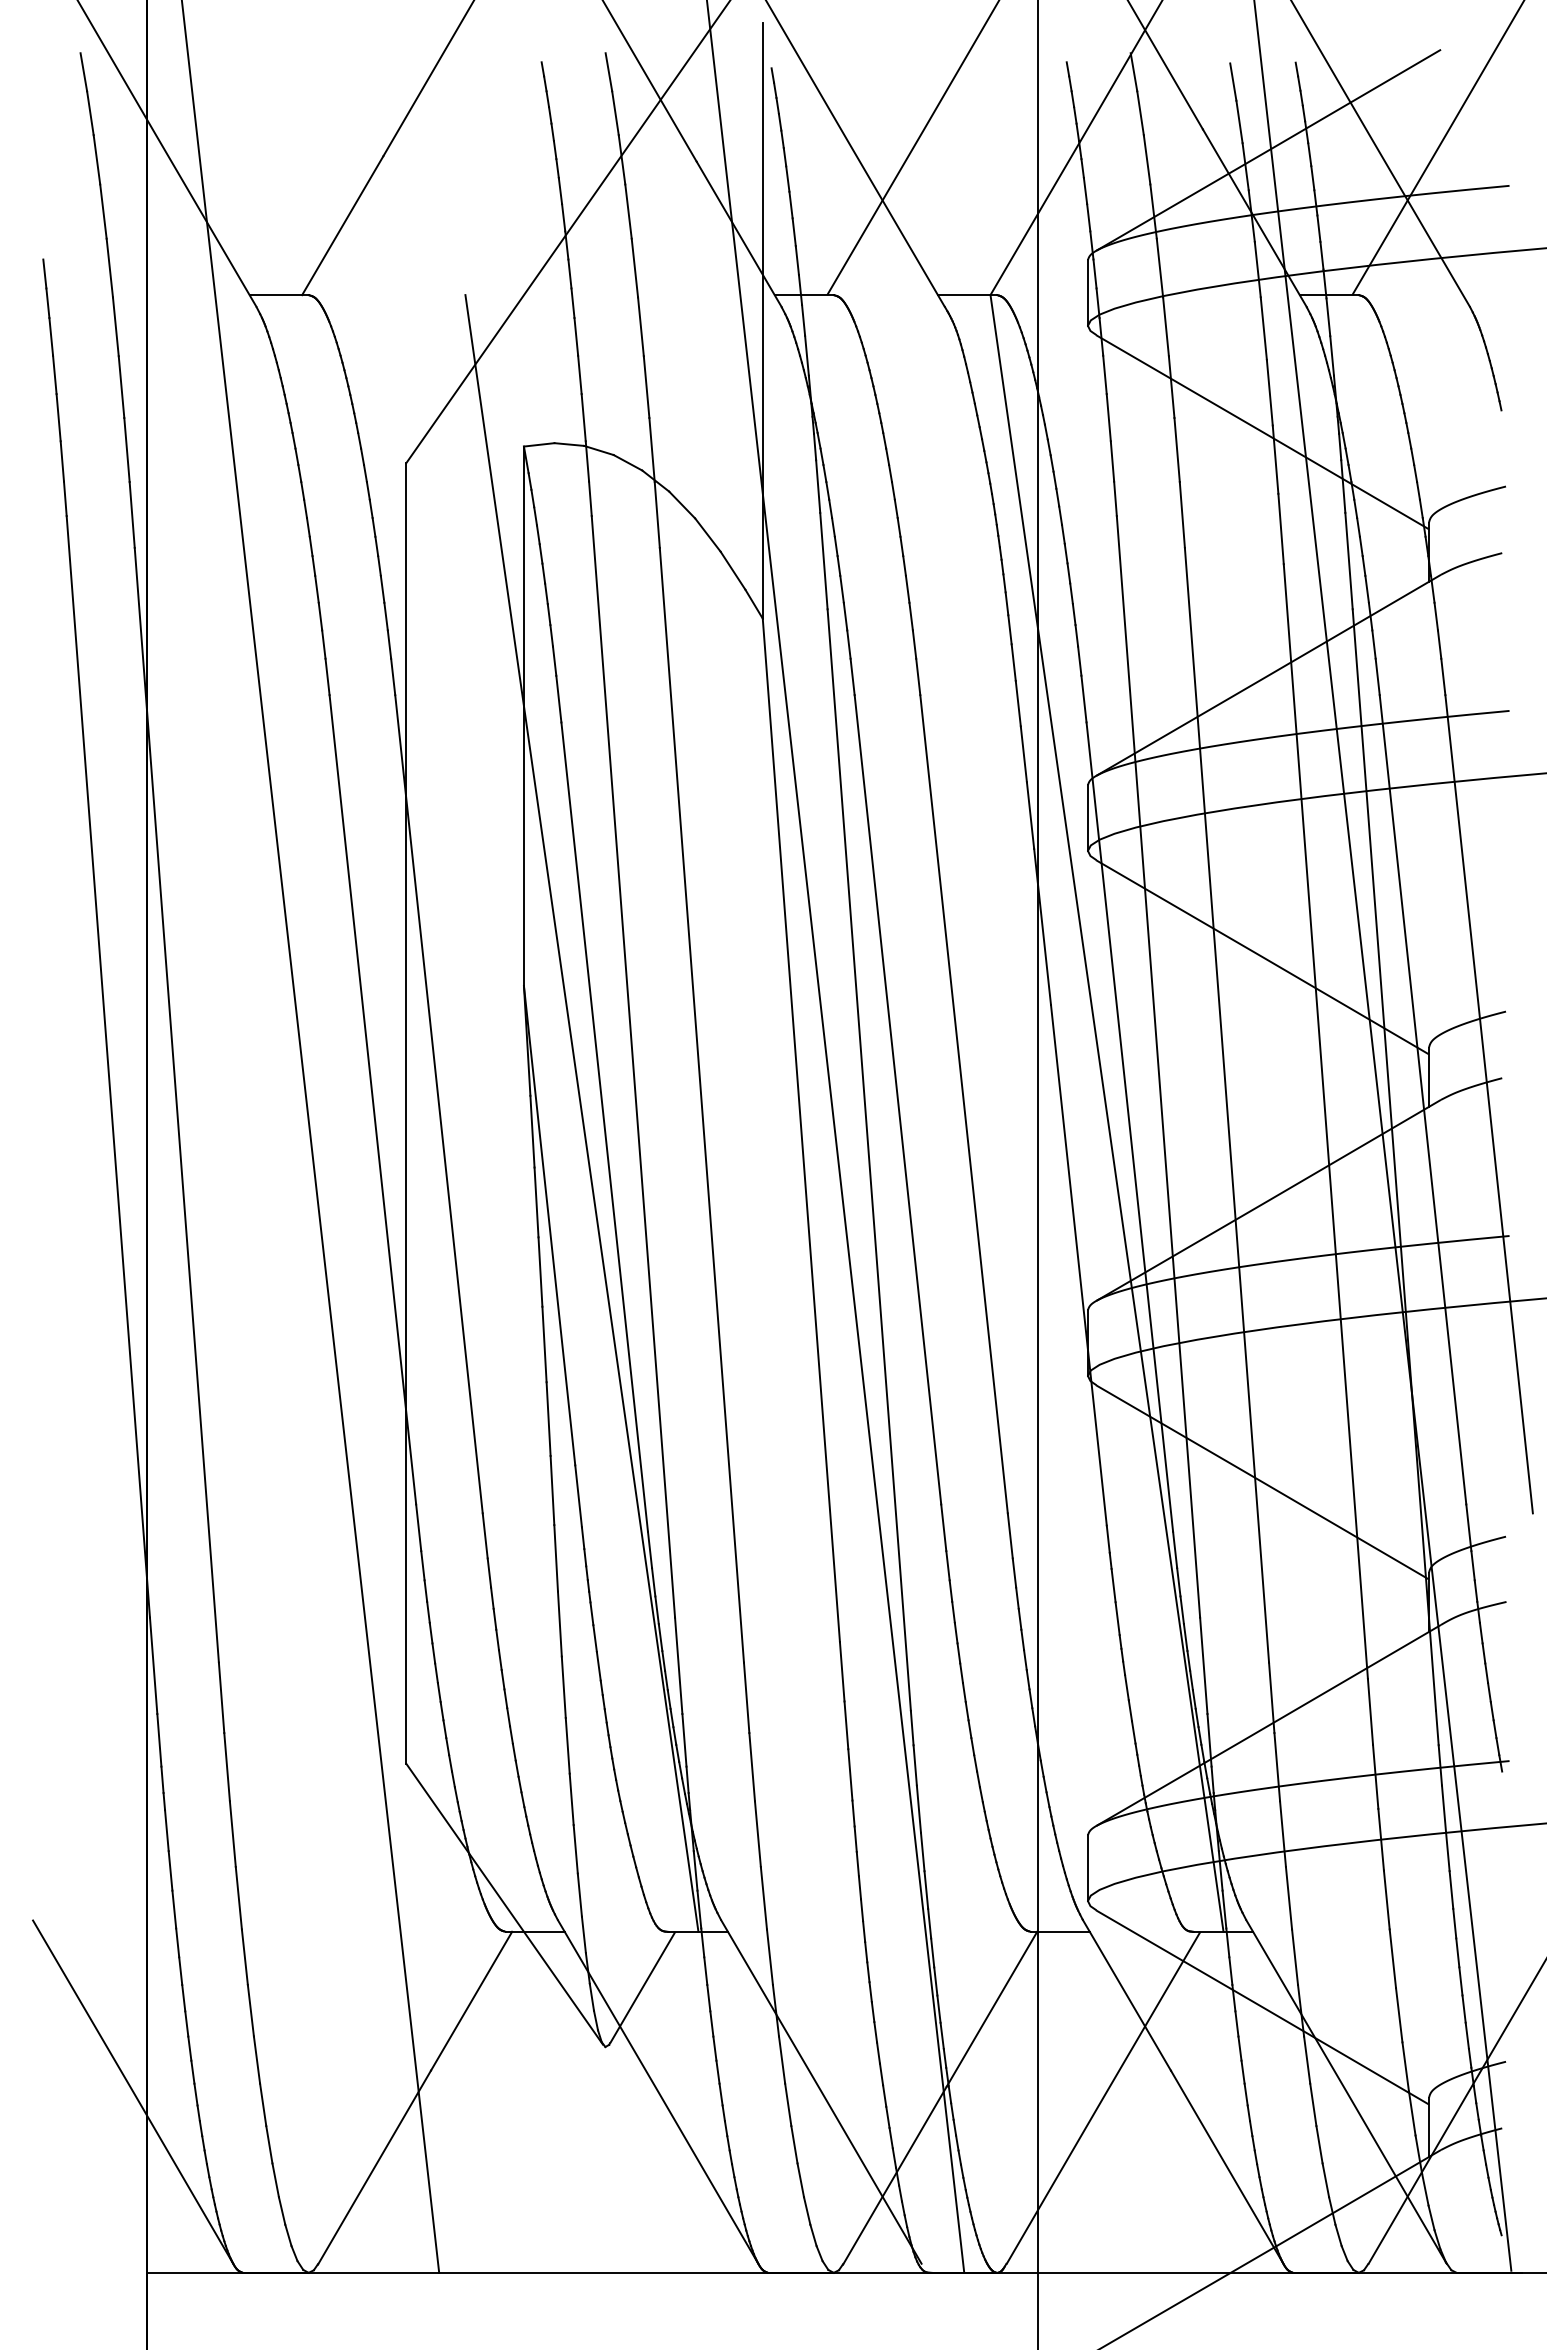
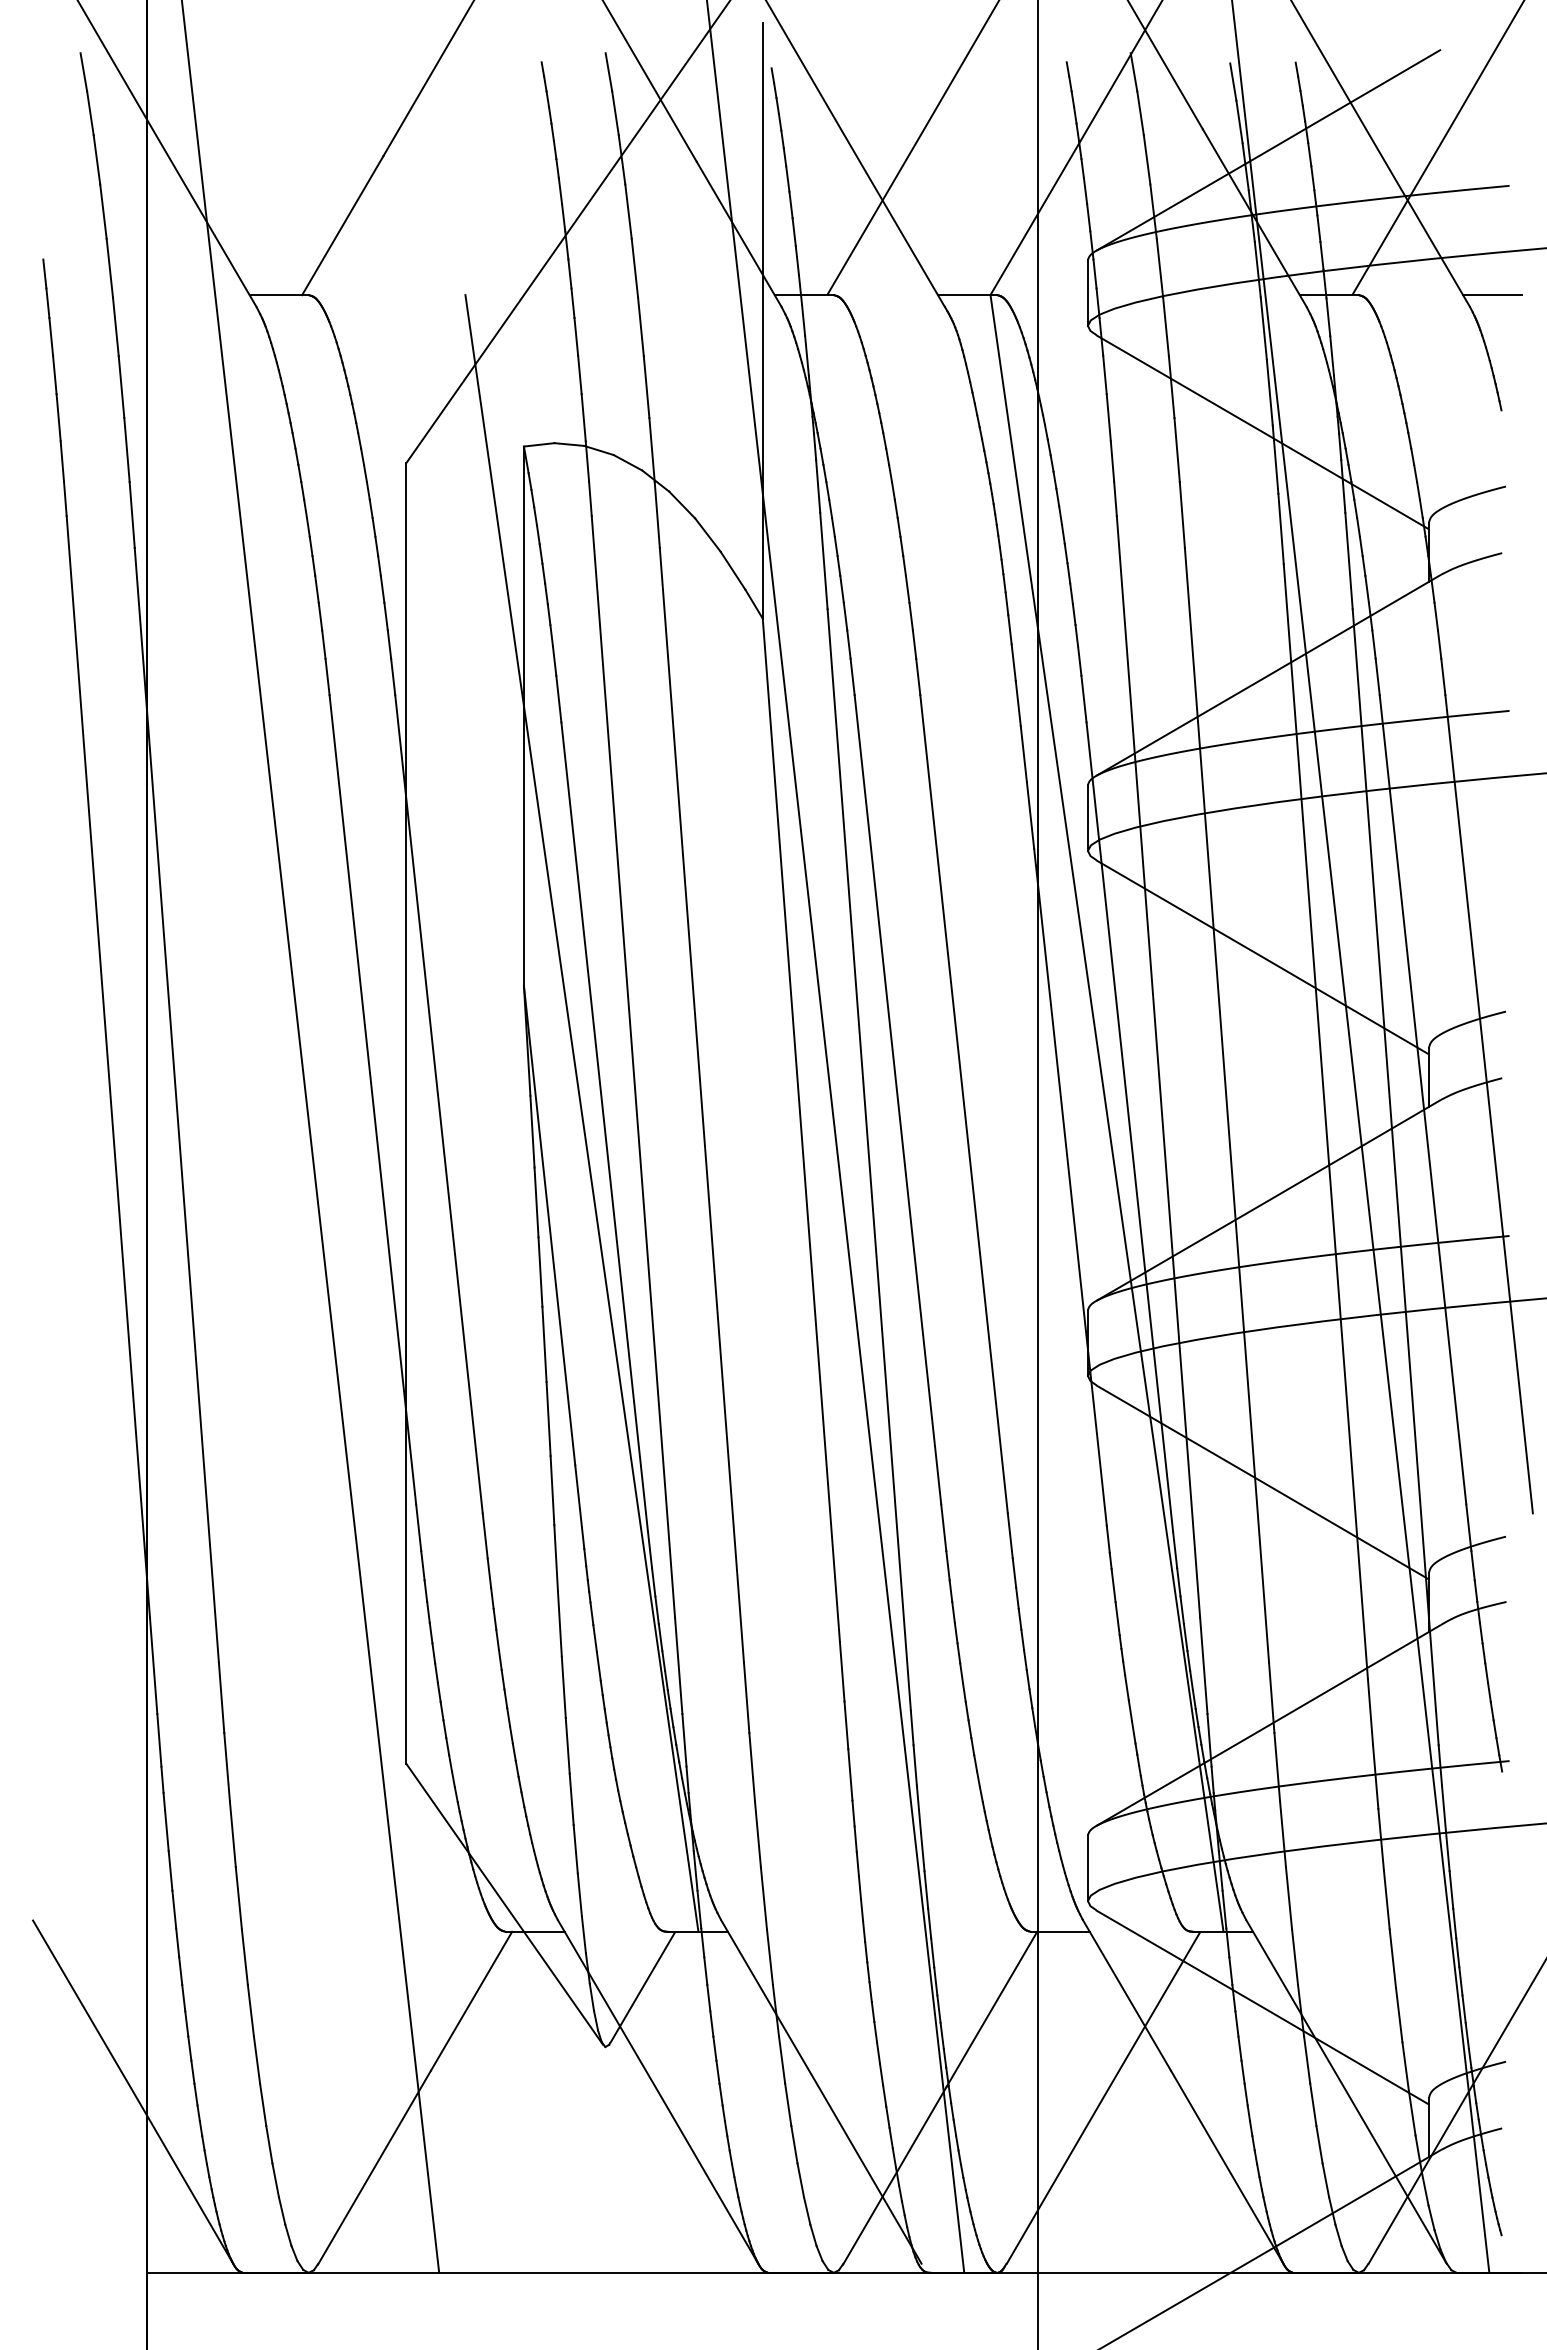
line: none -> present (1492, 295)
line position: (1382, 1136) -> (1360, 1137) (1360, 1137)
